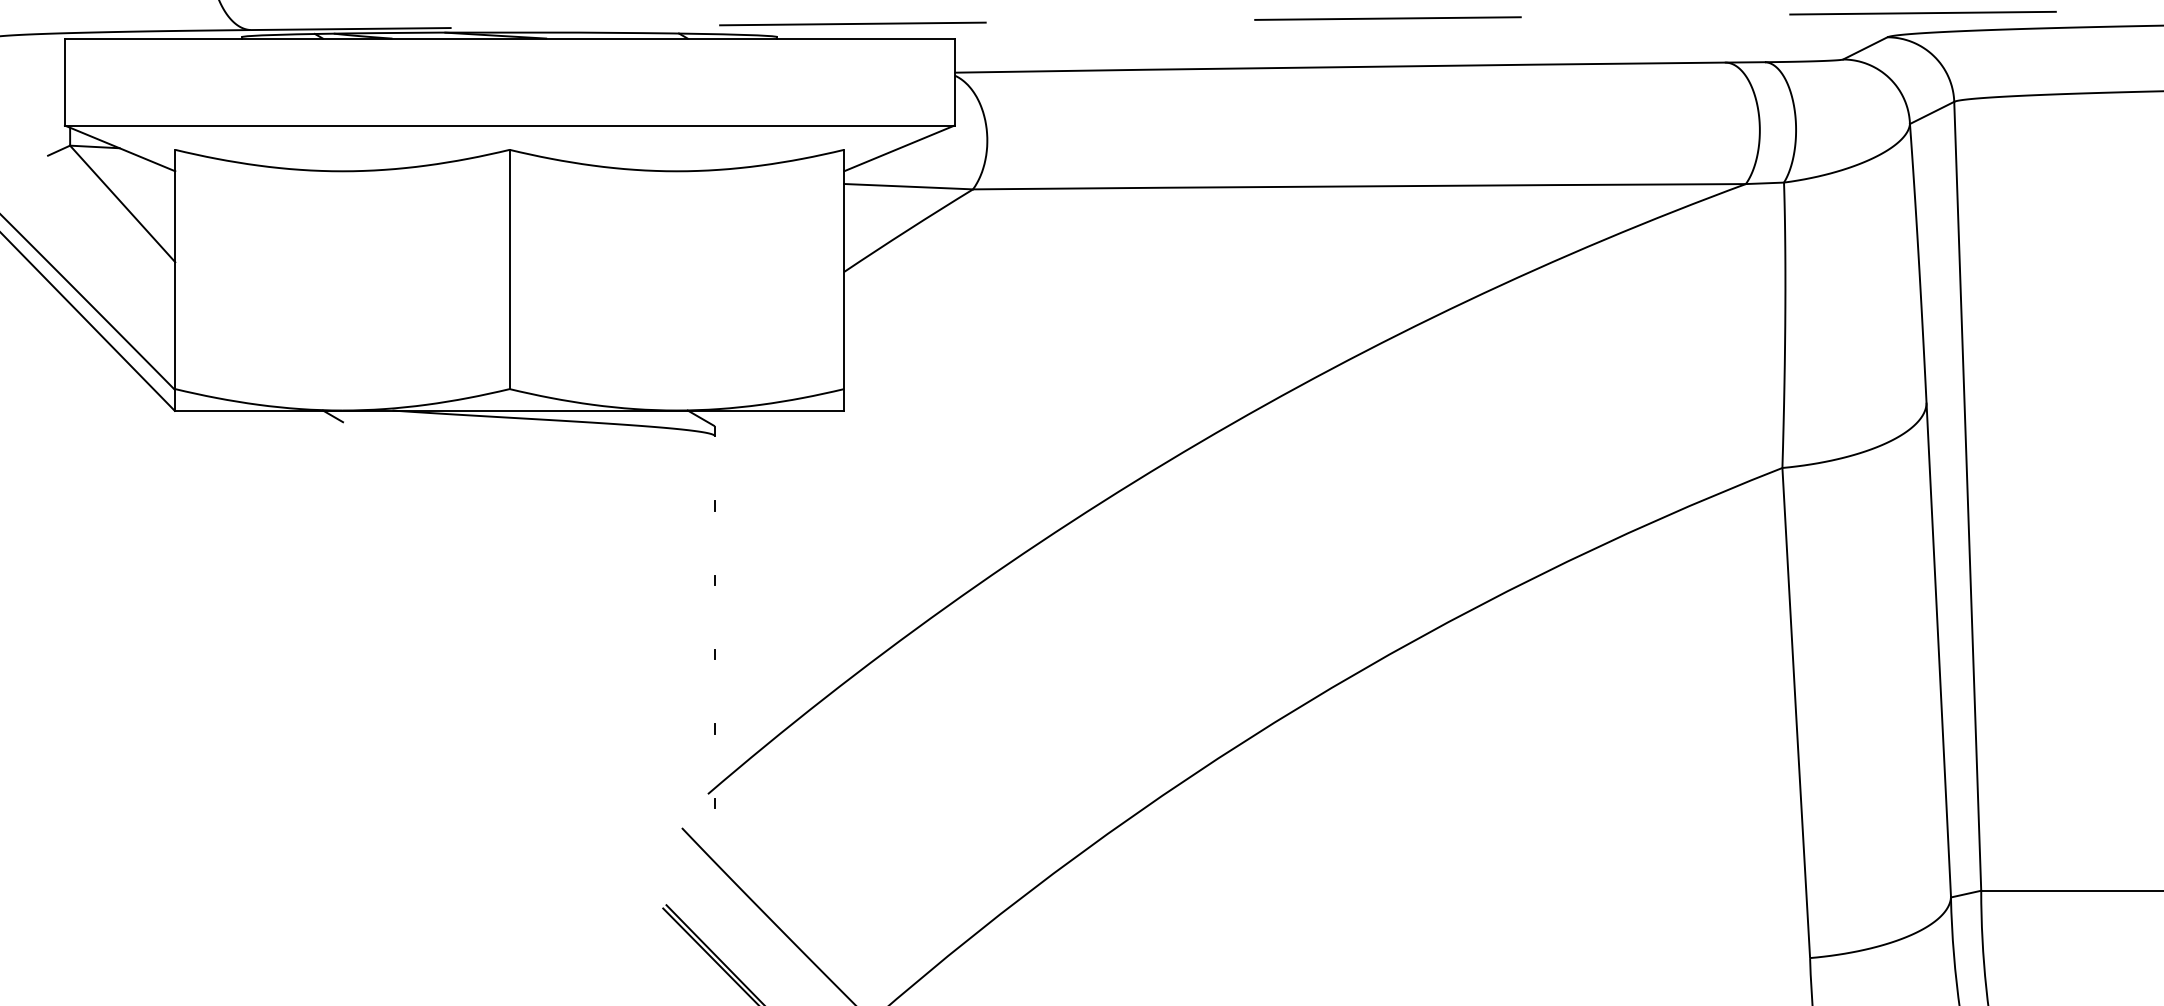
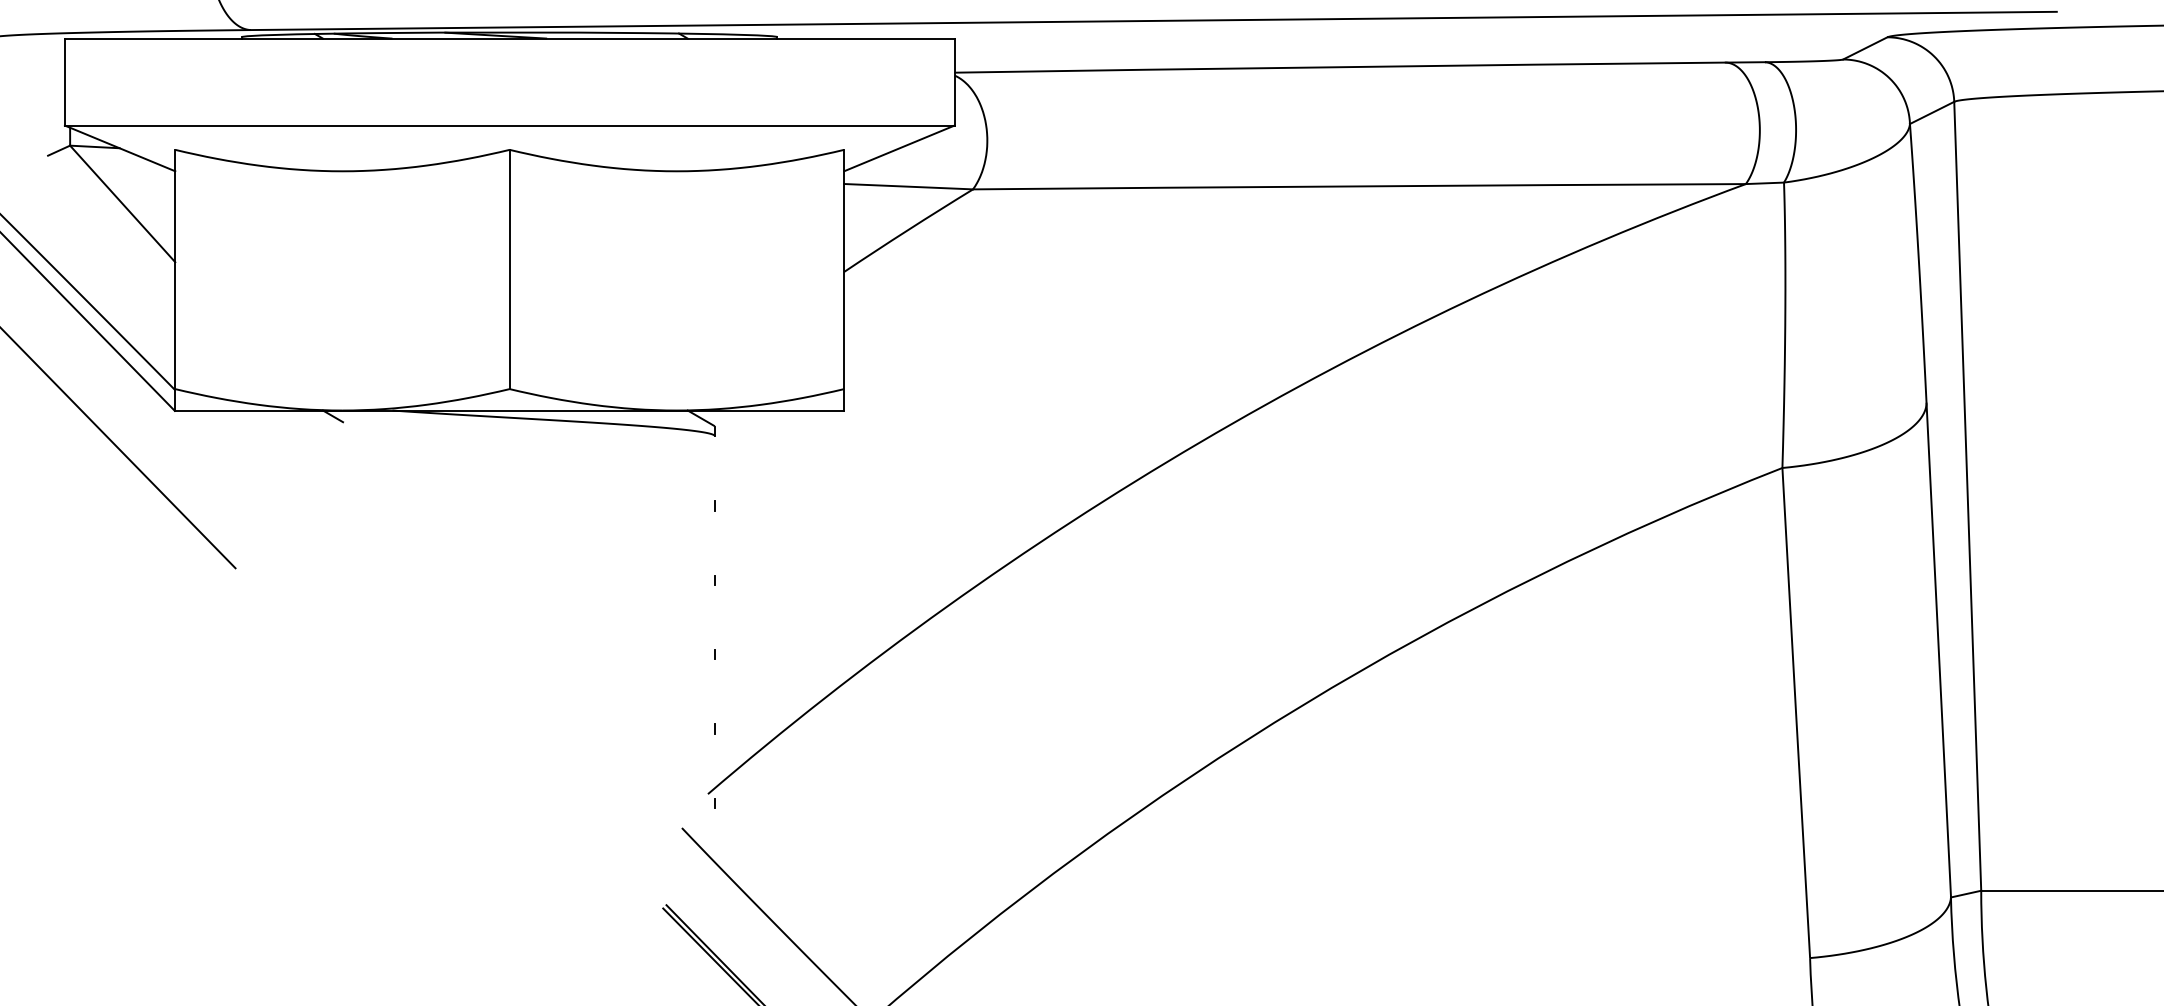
line: dashed -> solid (1153, 20)
line: none -> present (118, 448)
